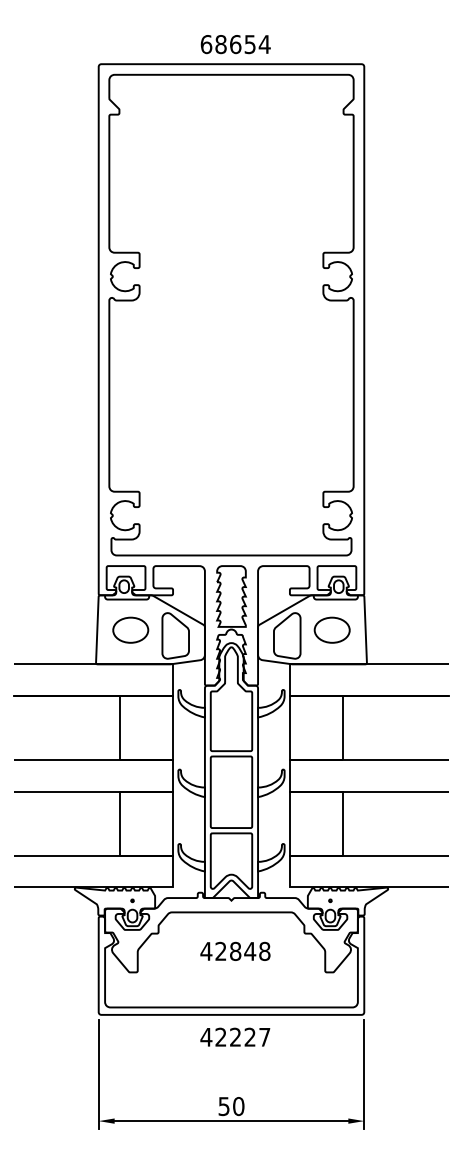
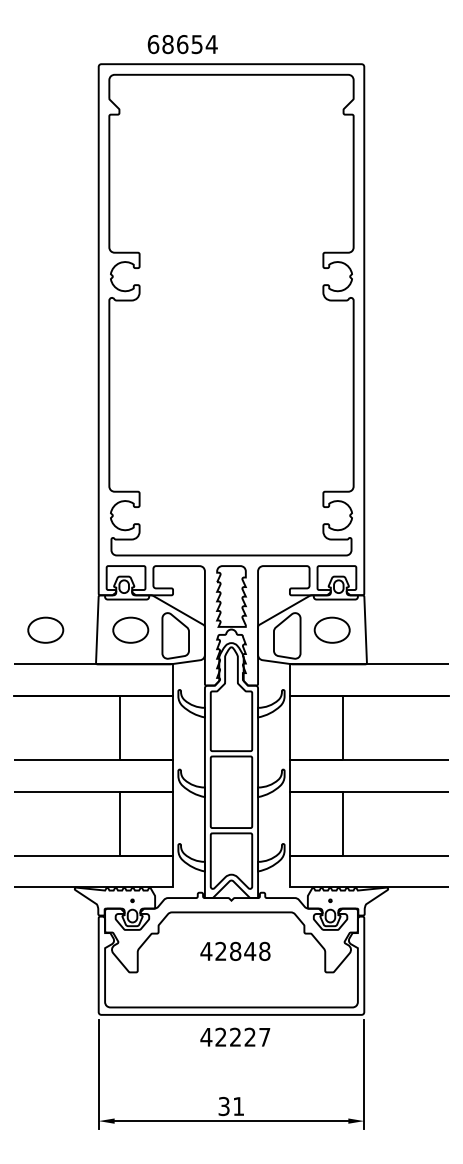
text position: (235, 44) -> (182, 44) (182, 44)
part: none -> present (45, 629)
text: 50 -> 31 (231, 1106)
